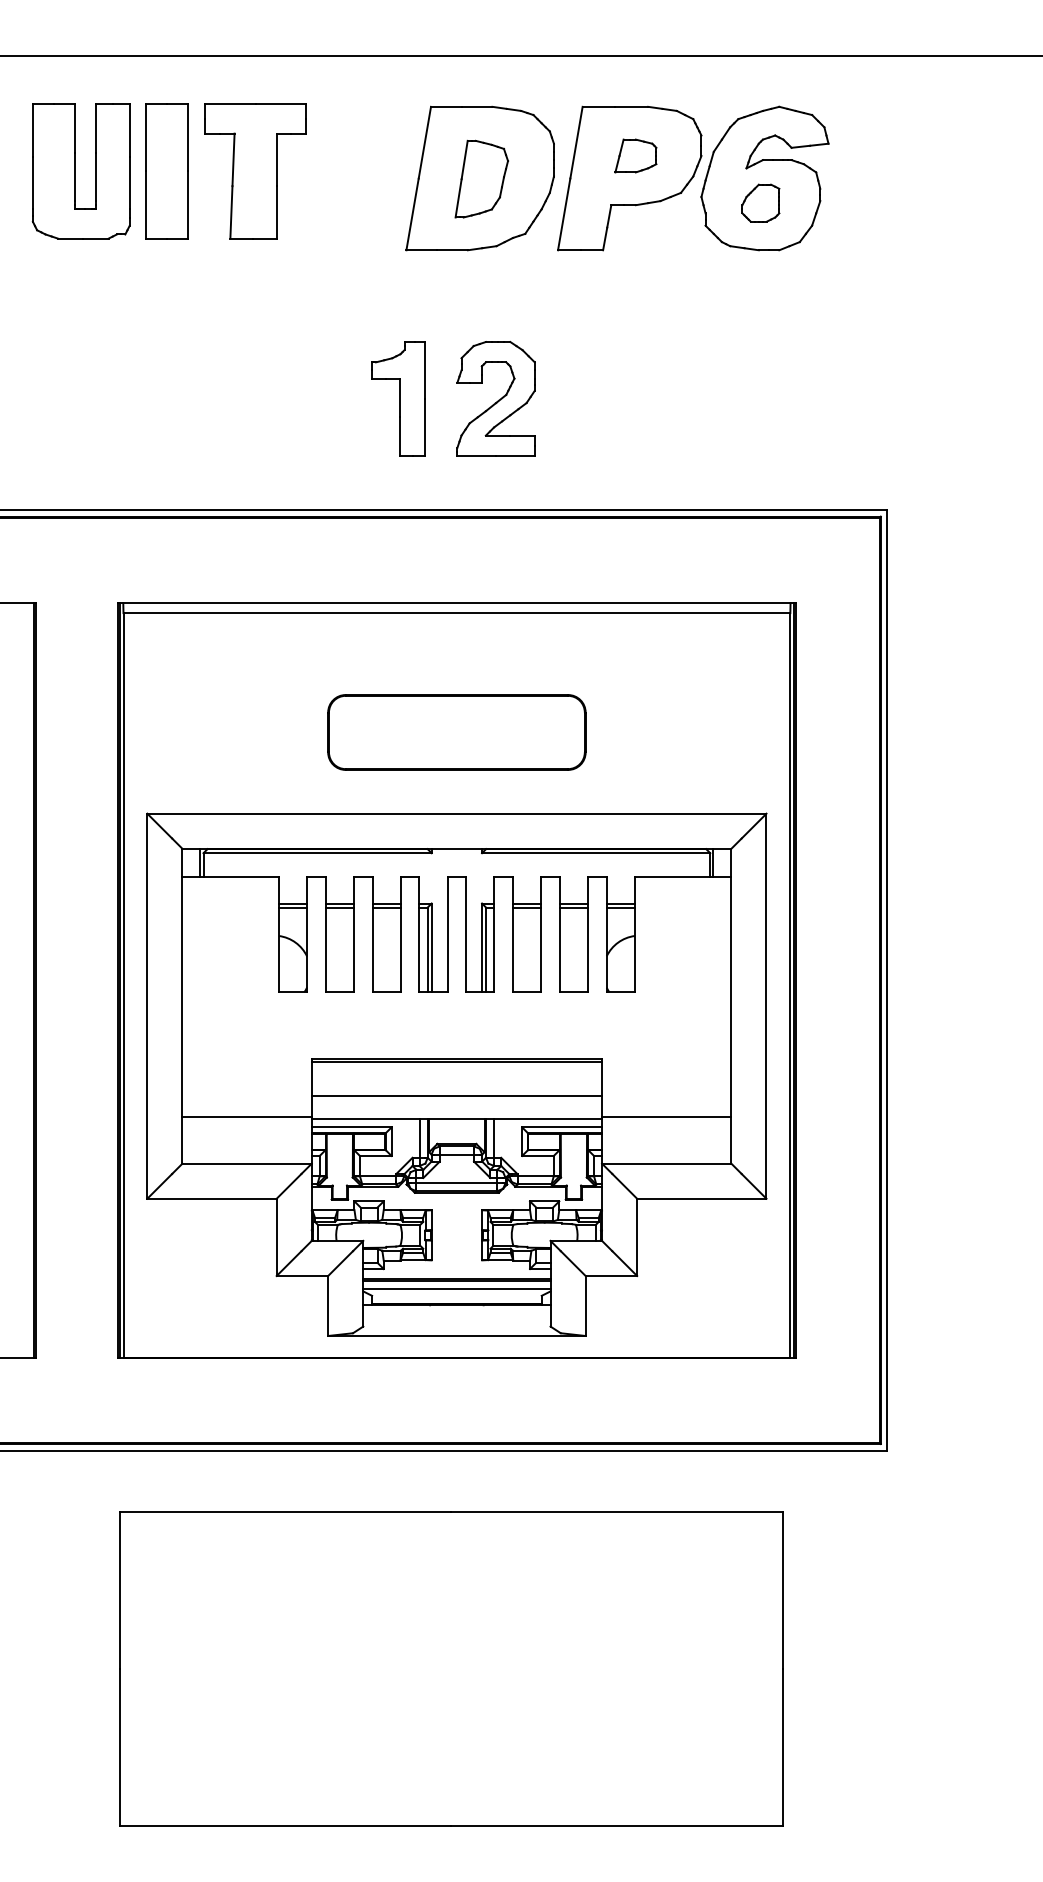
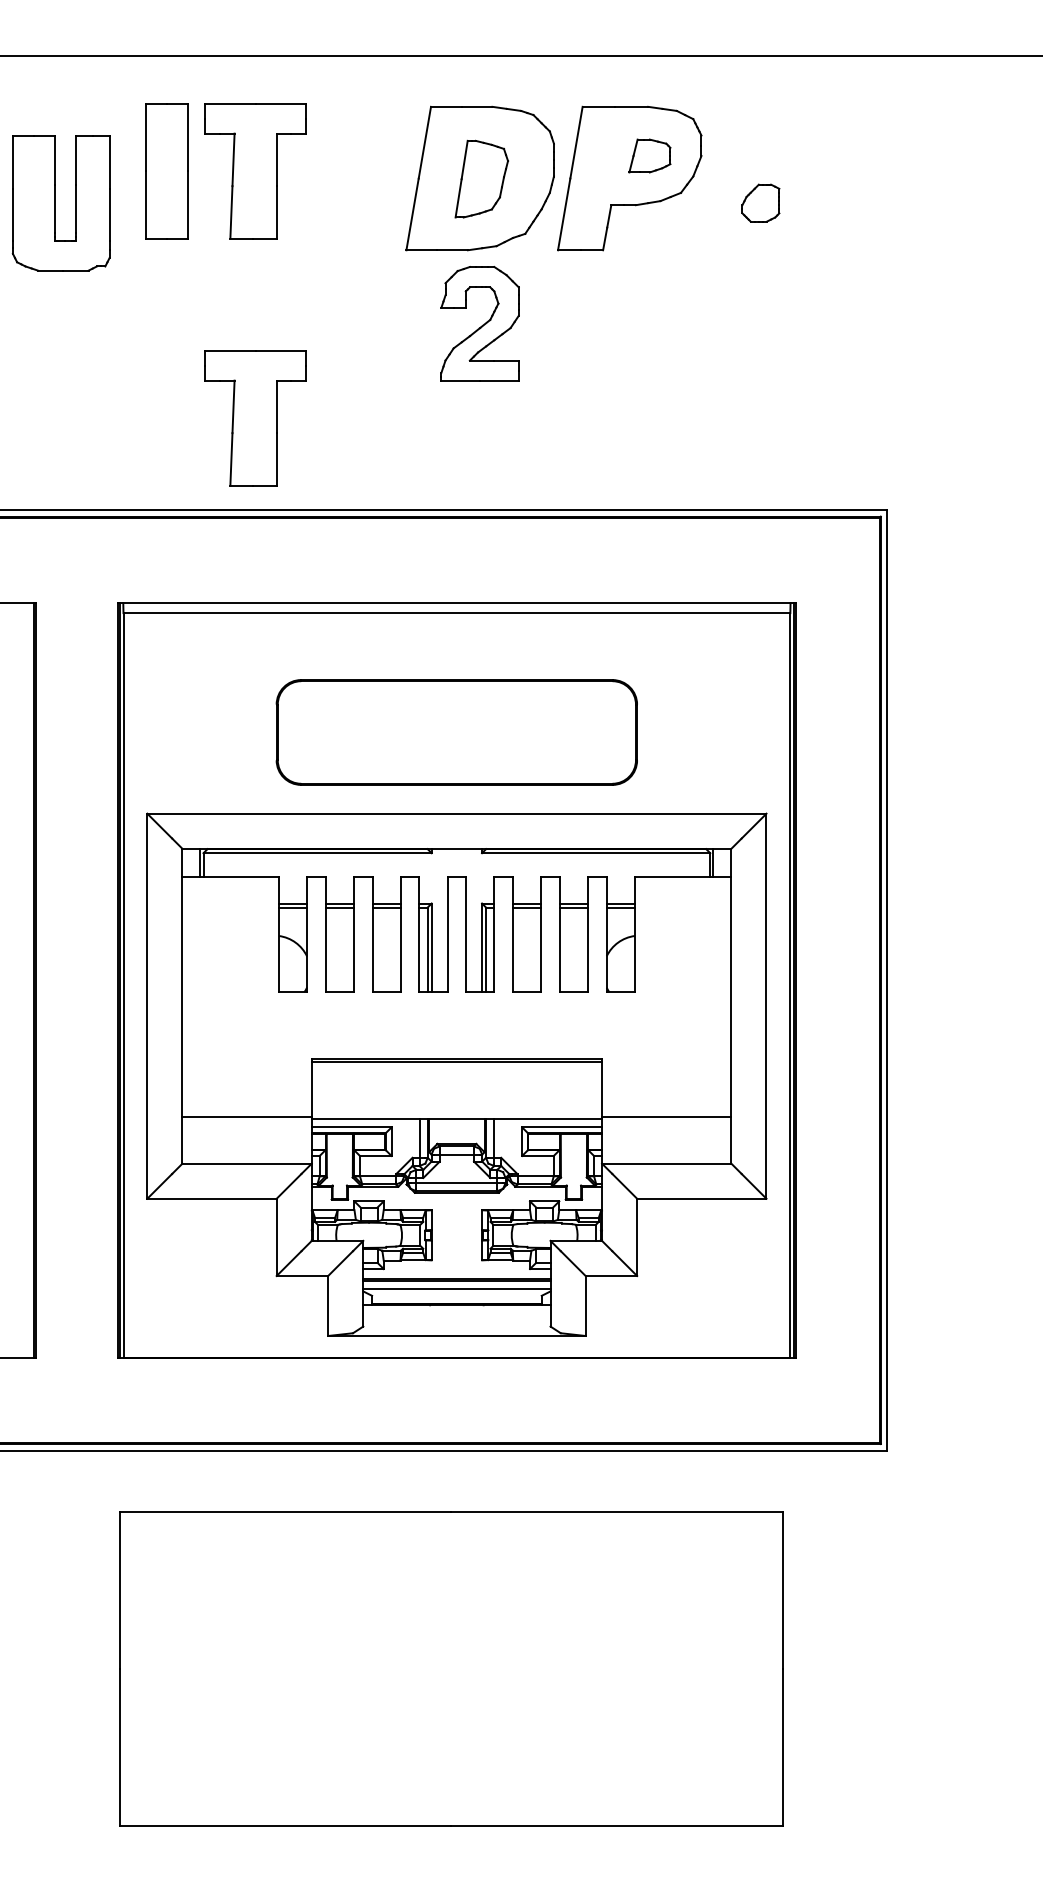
part position: (635, 155) -> (649, 155) (649, 155)
part position: (80, 171) -> (60, 203) (60, 203)
part: present -> none (764, 178)
part: present -> none (398, 398)
part position: (495, 398) -> (479, 323) (479, 323)
part: none -> present (255, 418)
part size: 260x77 px -> 363x107 px (456, 732)
line: present -> none (456, 1096)
